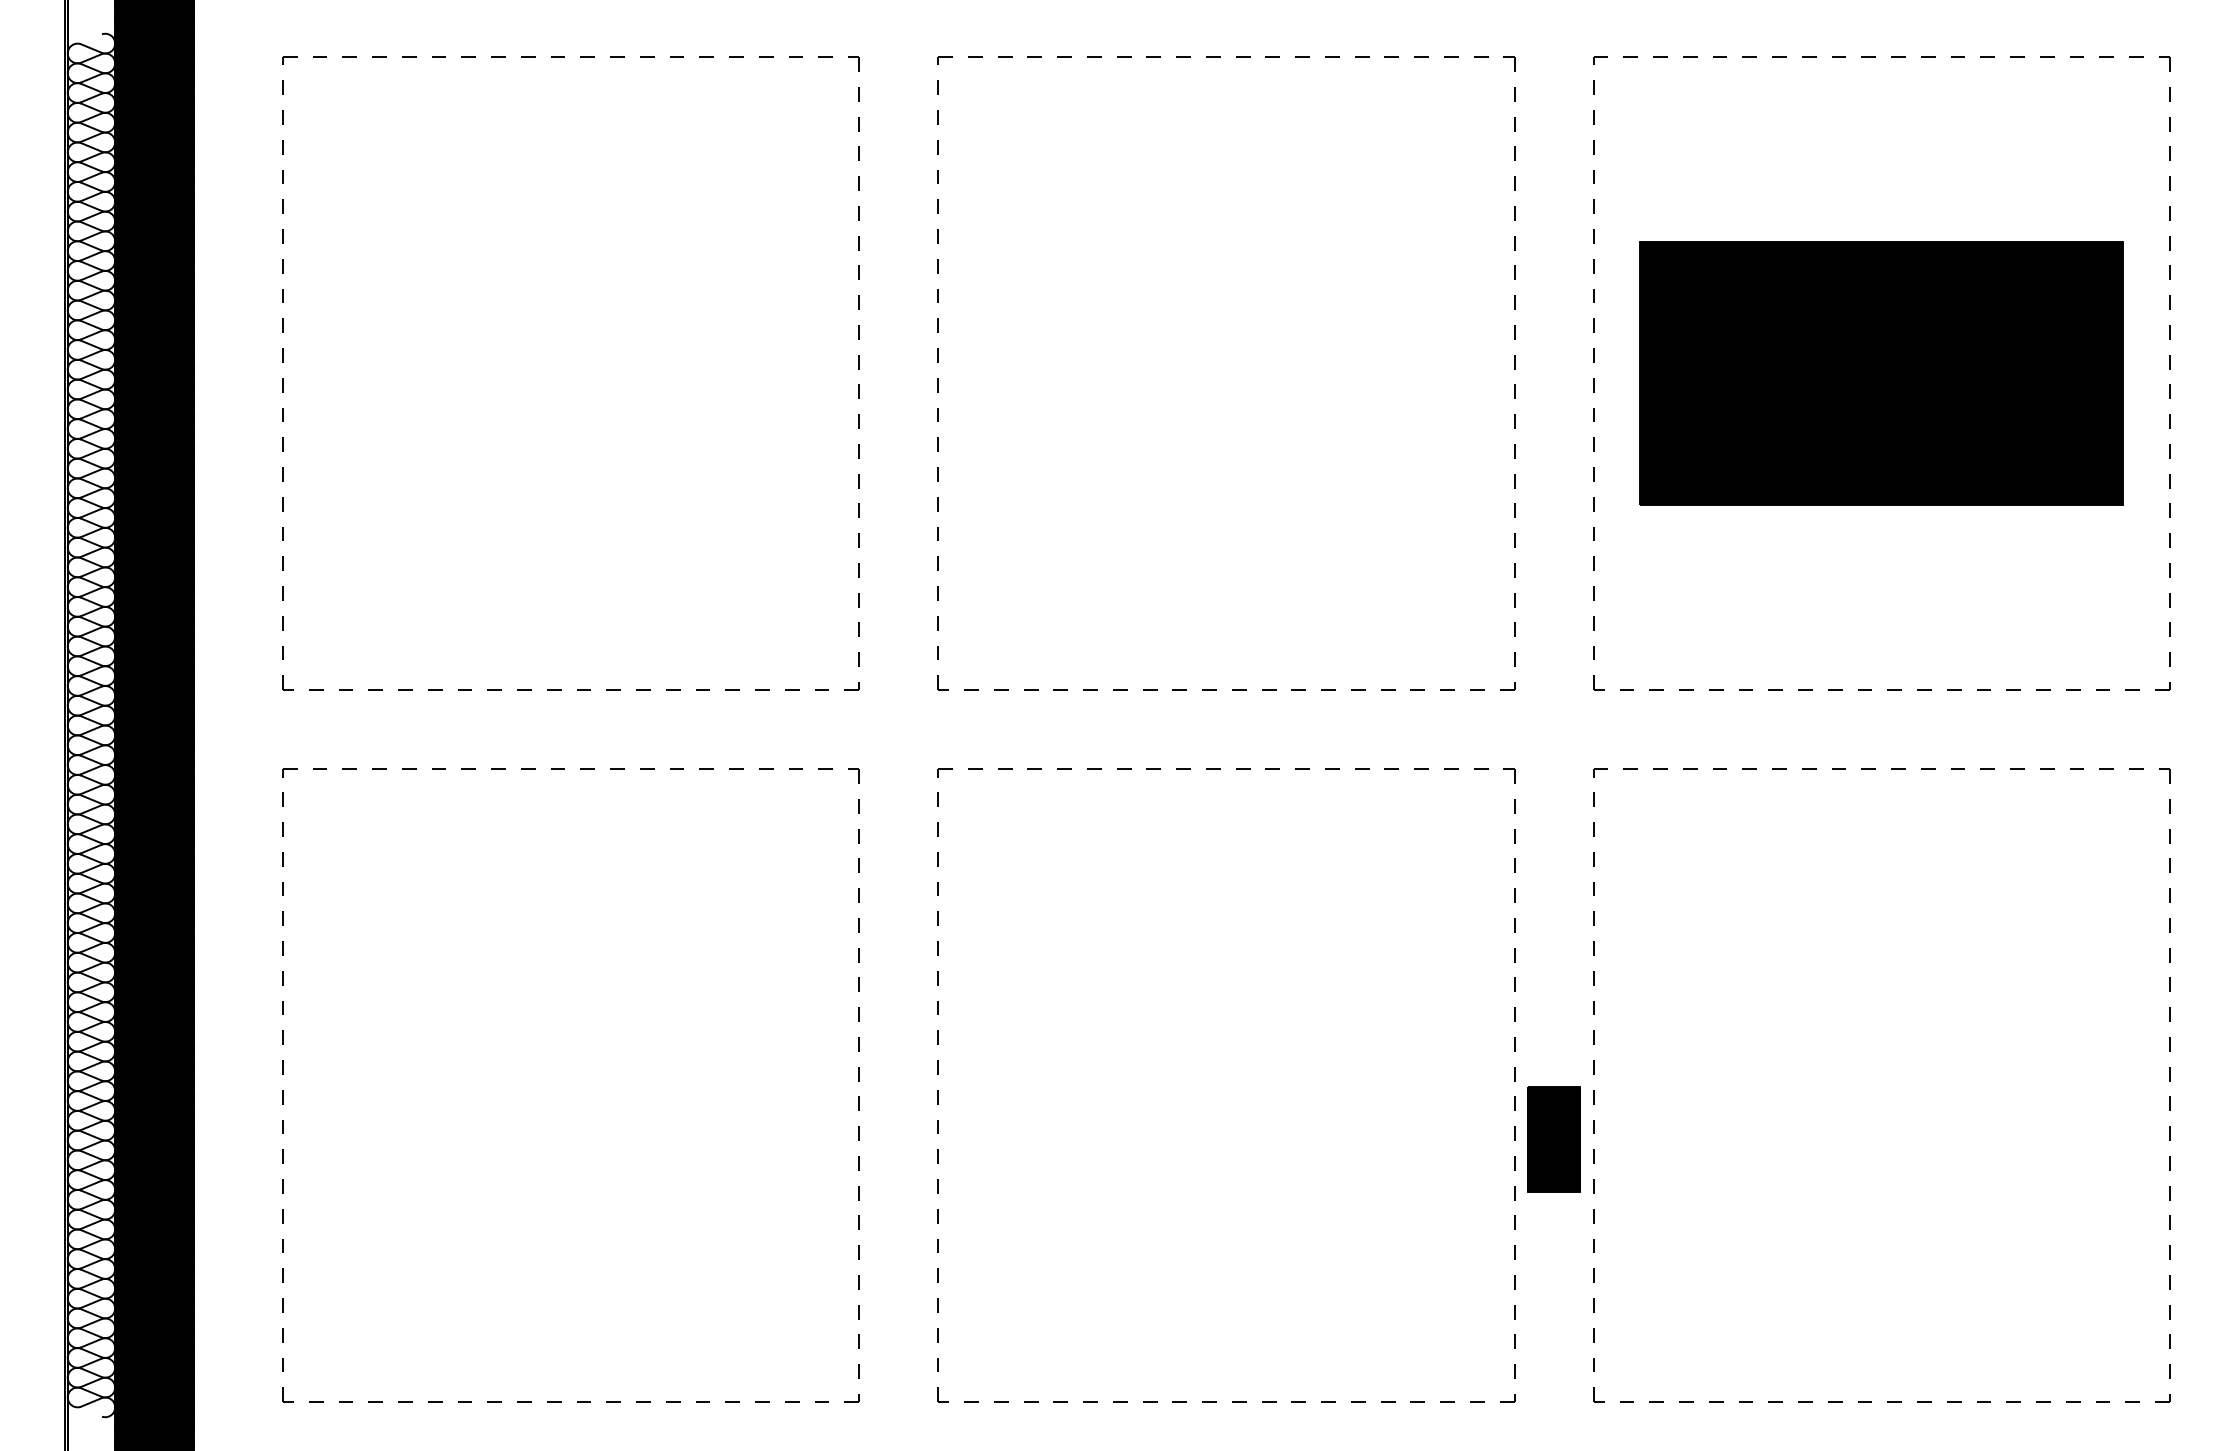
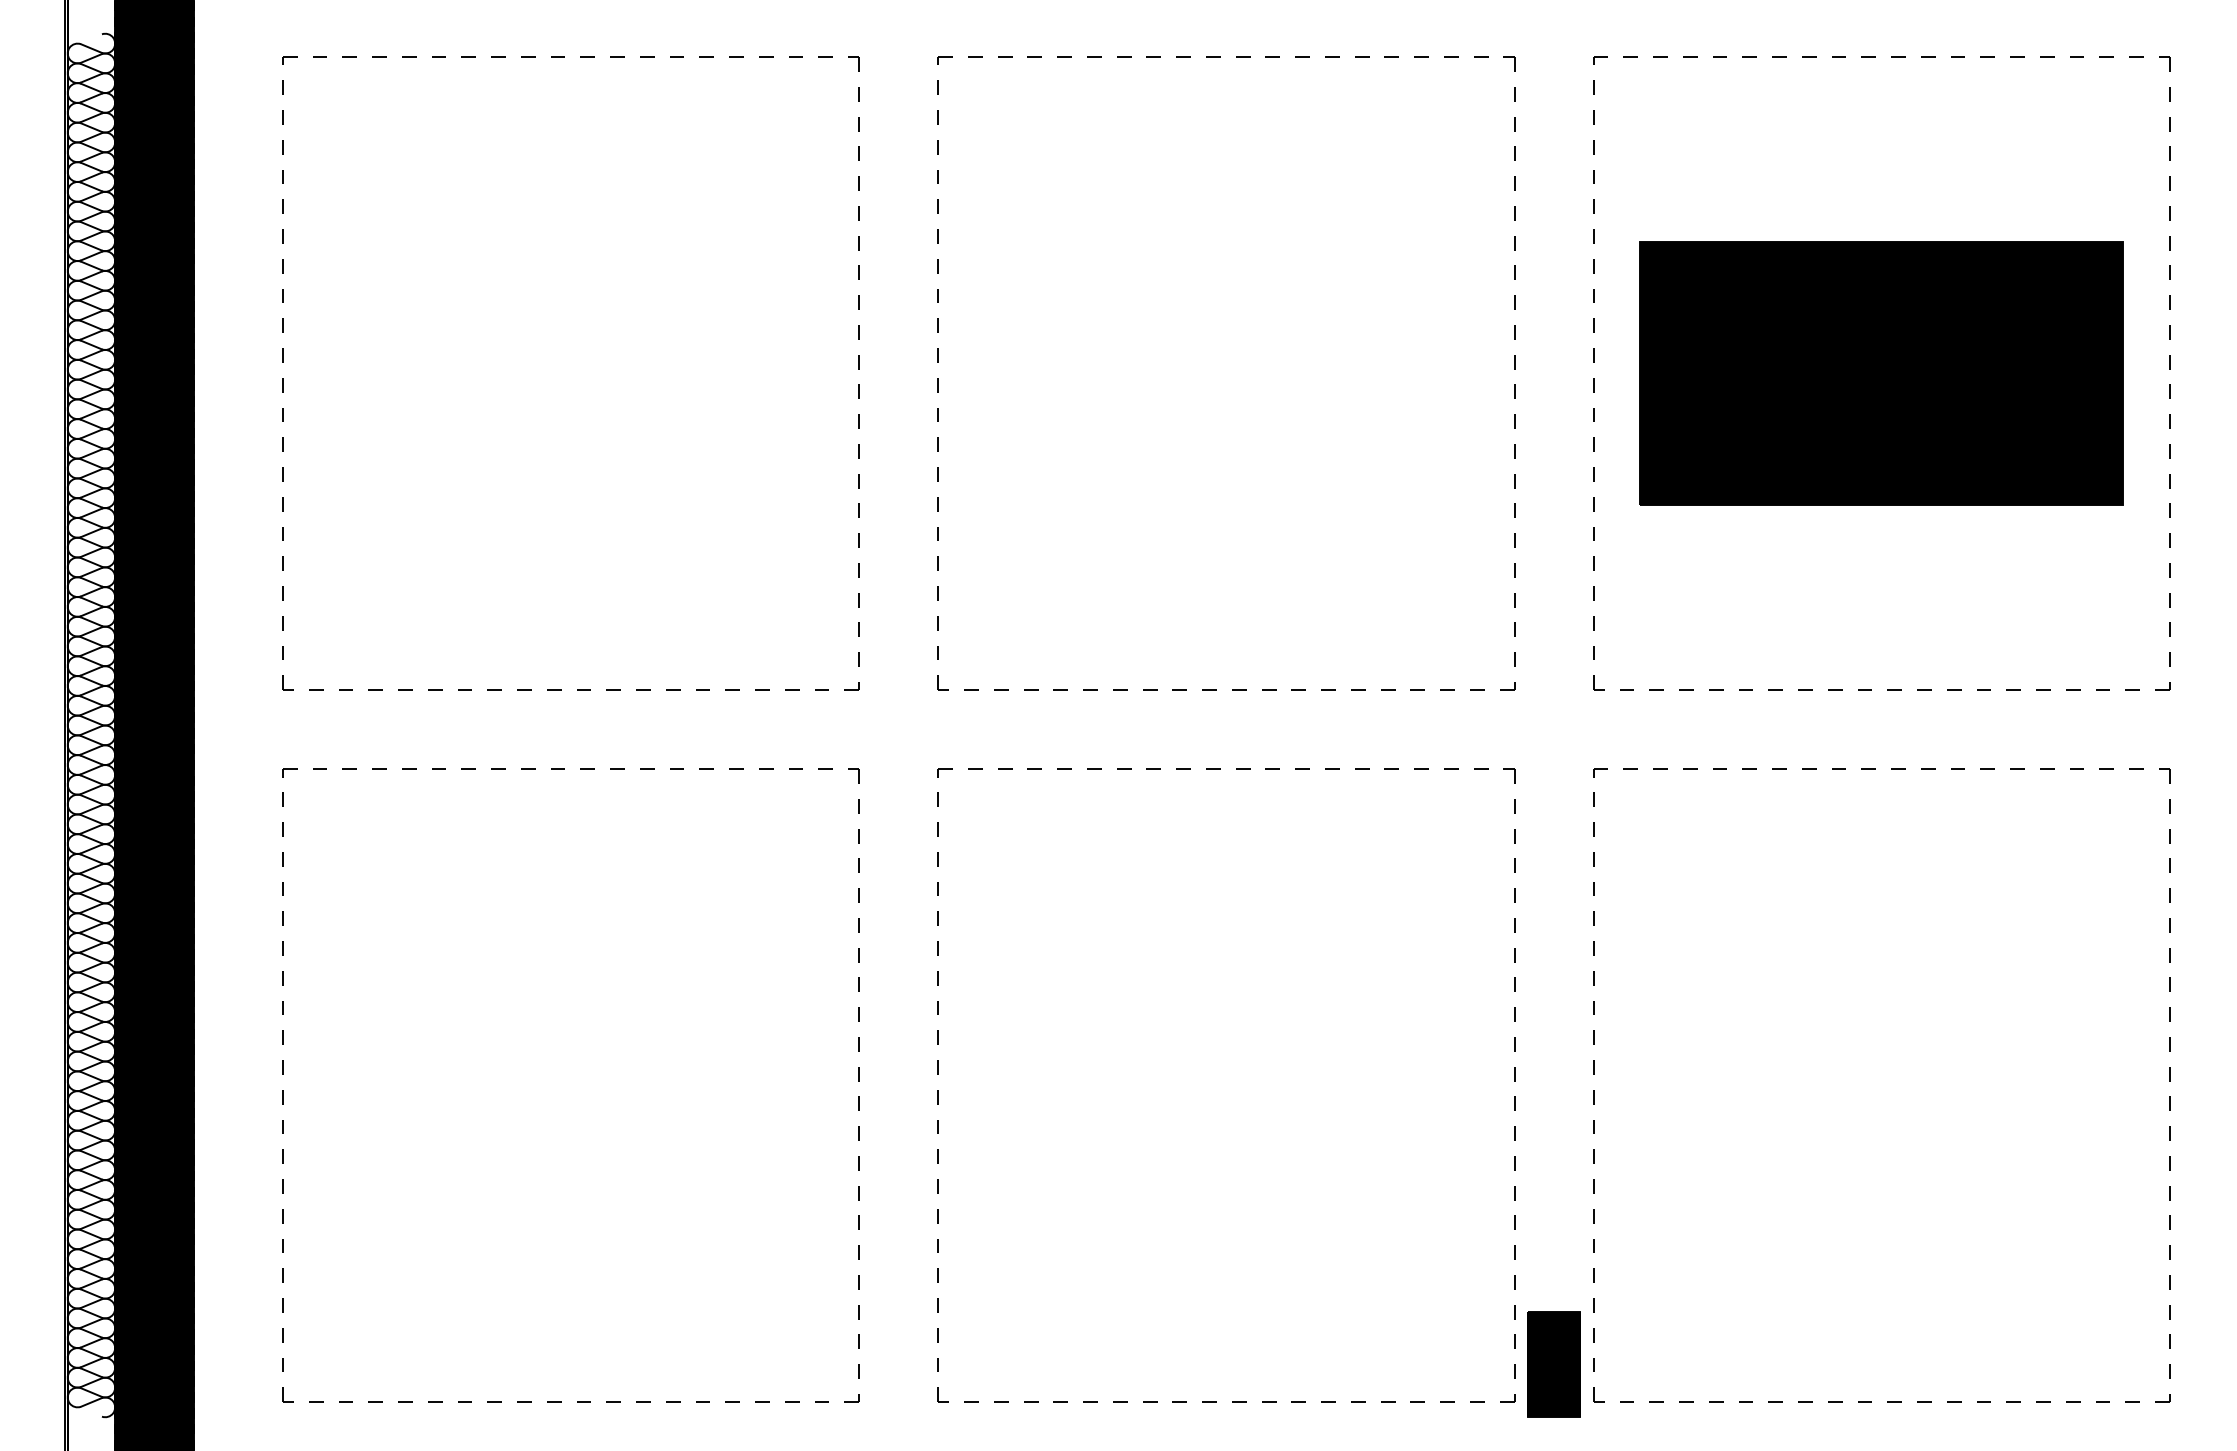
part position: (1553, 1139) -> (1553, 1364) (1553, 1364)
